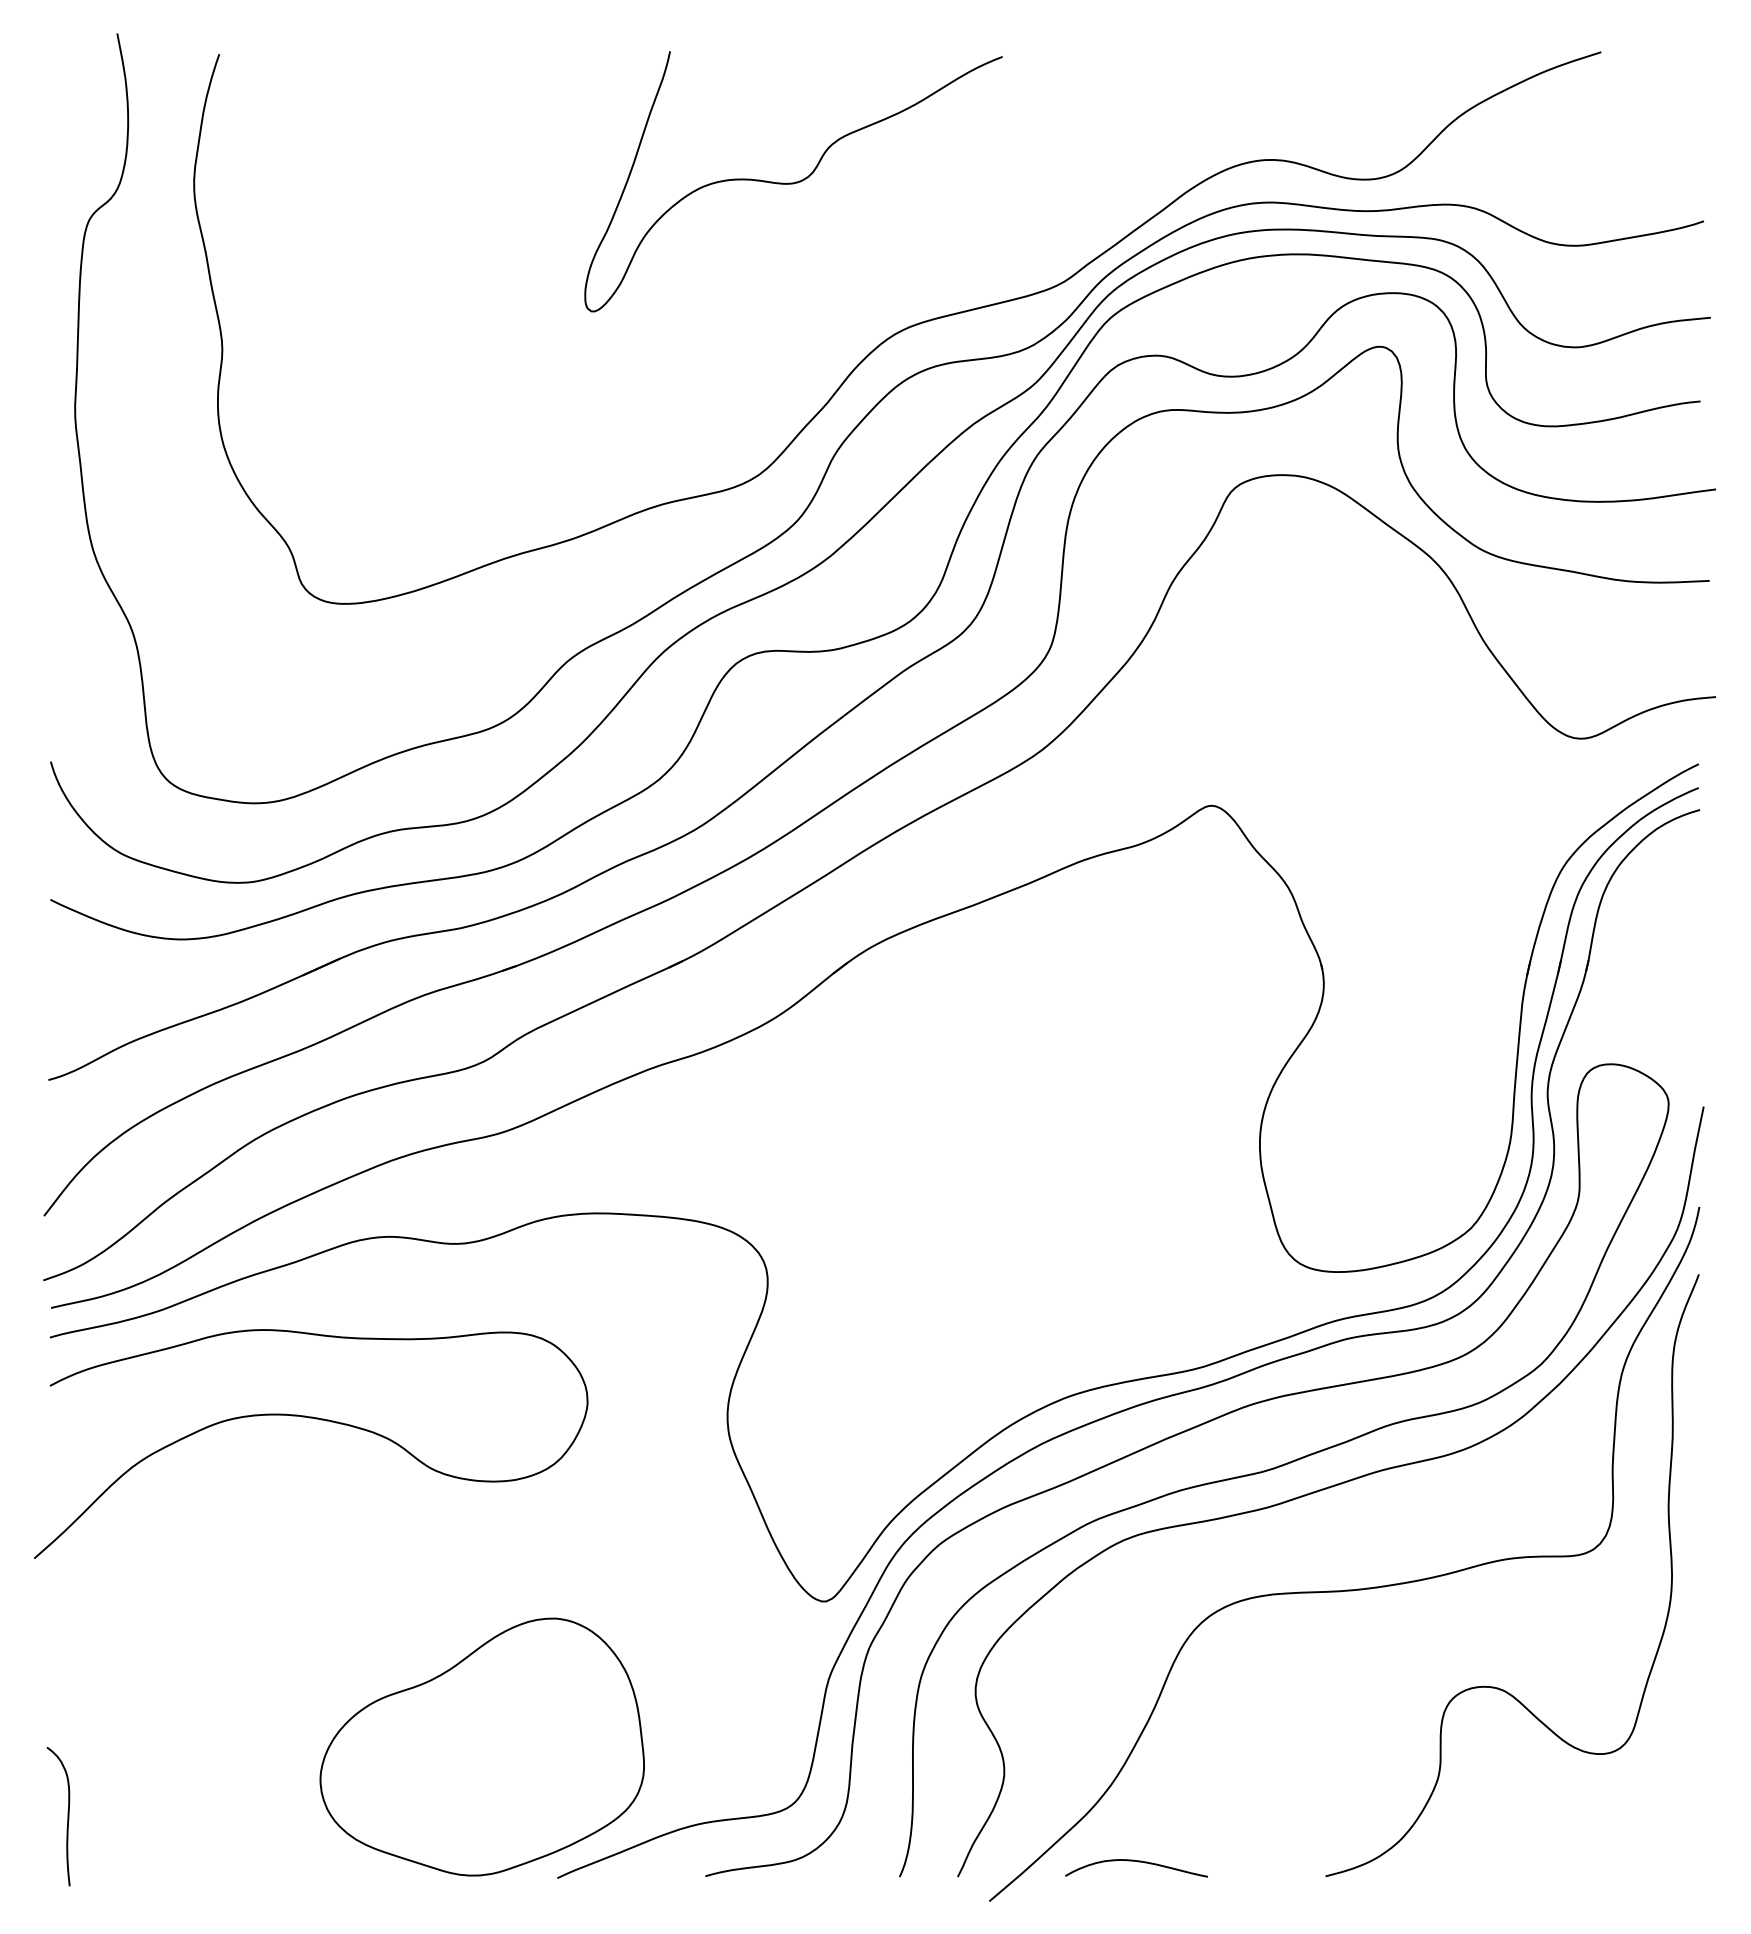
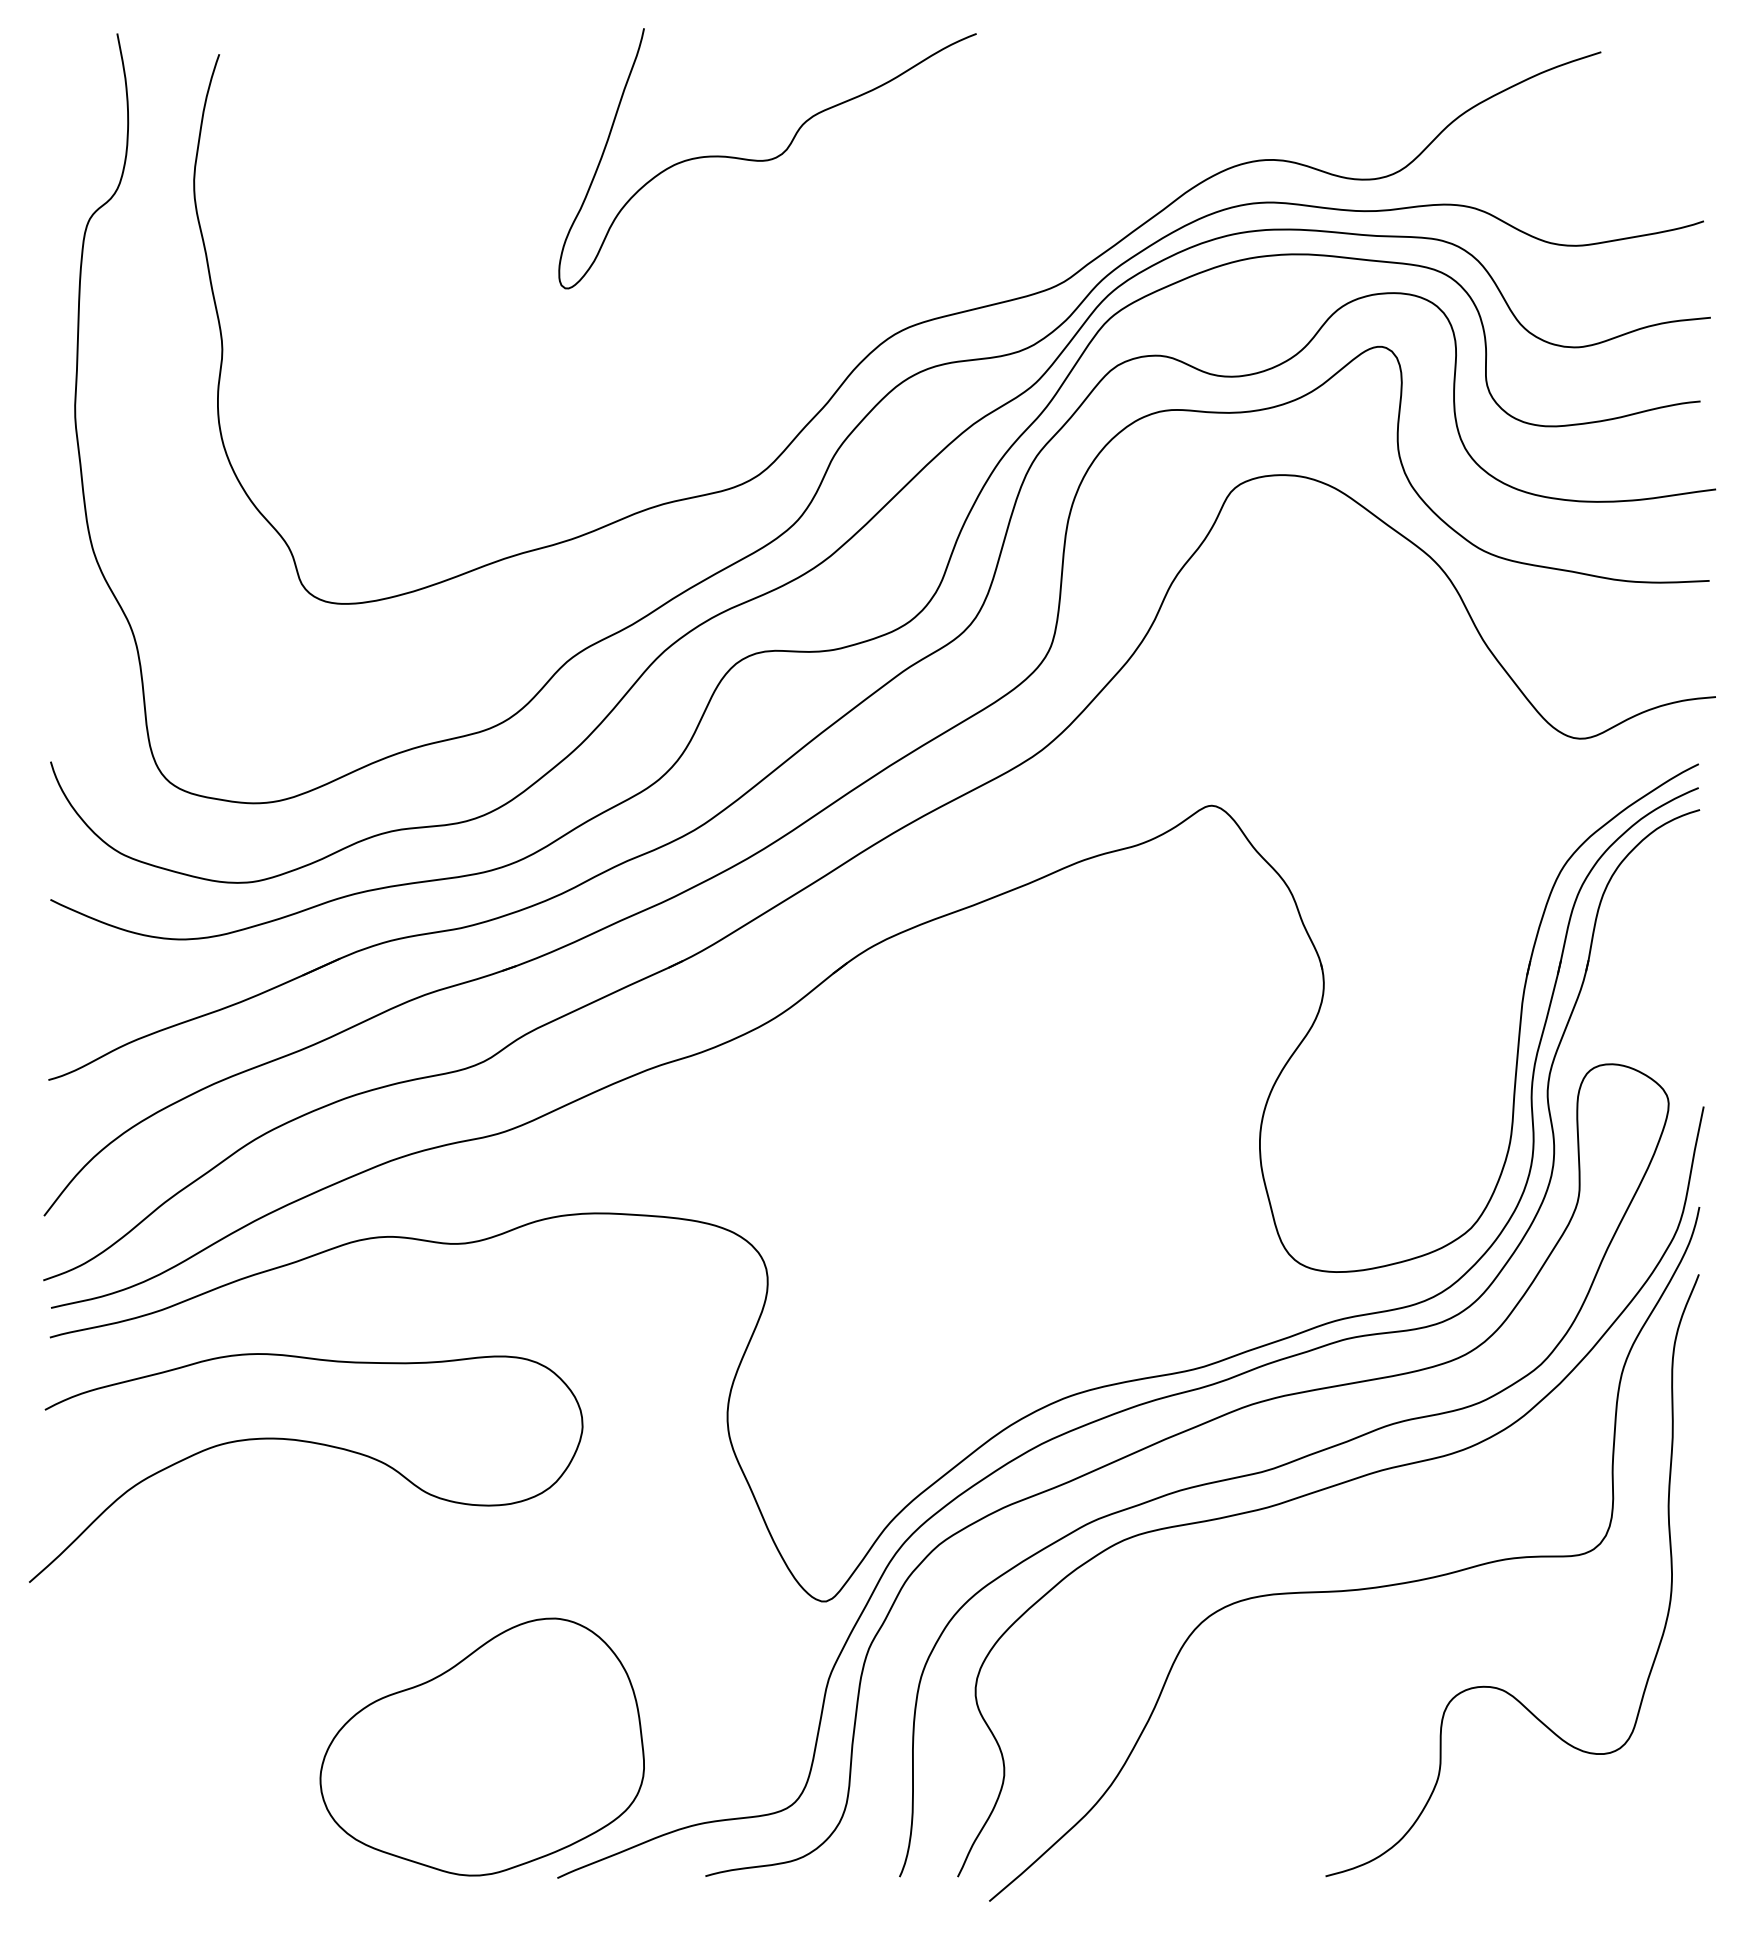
curve position: (793, 182) -> (767, 159) (767, 159)
curve position: (315, 1419) -> (310, 1443) (310, 1443)
curve: present -> none (67, 1816)
curve: present -> none (1138, 1862)
